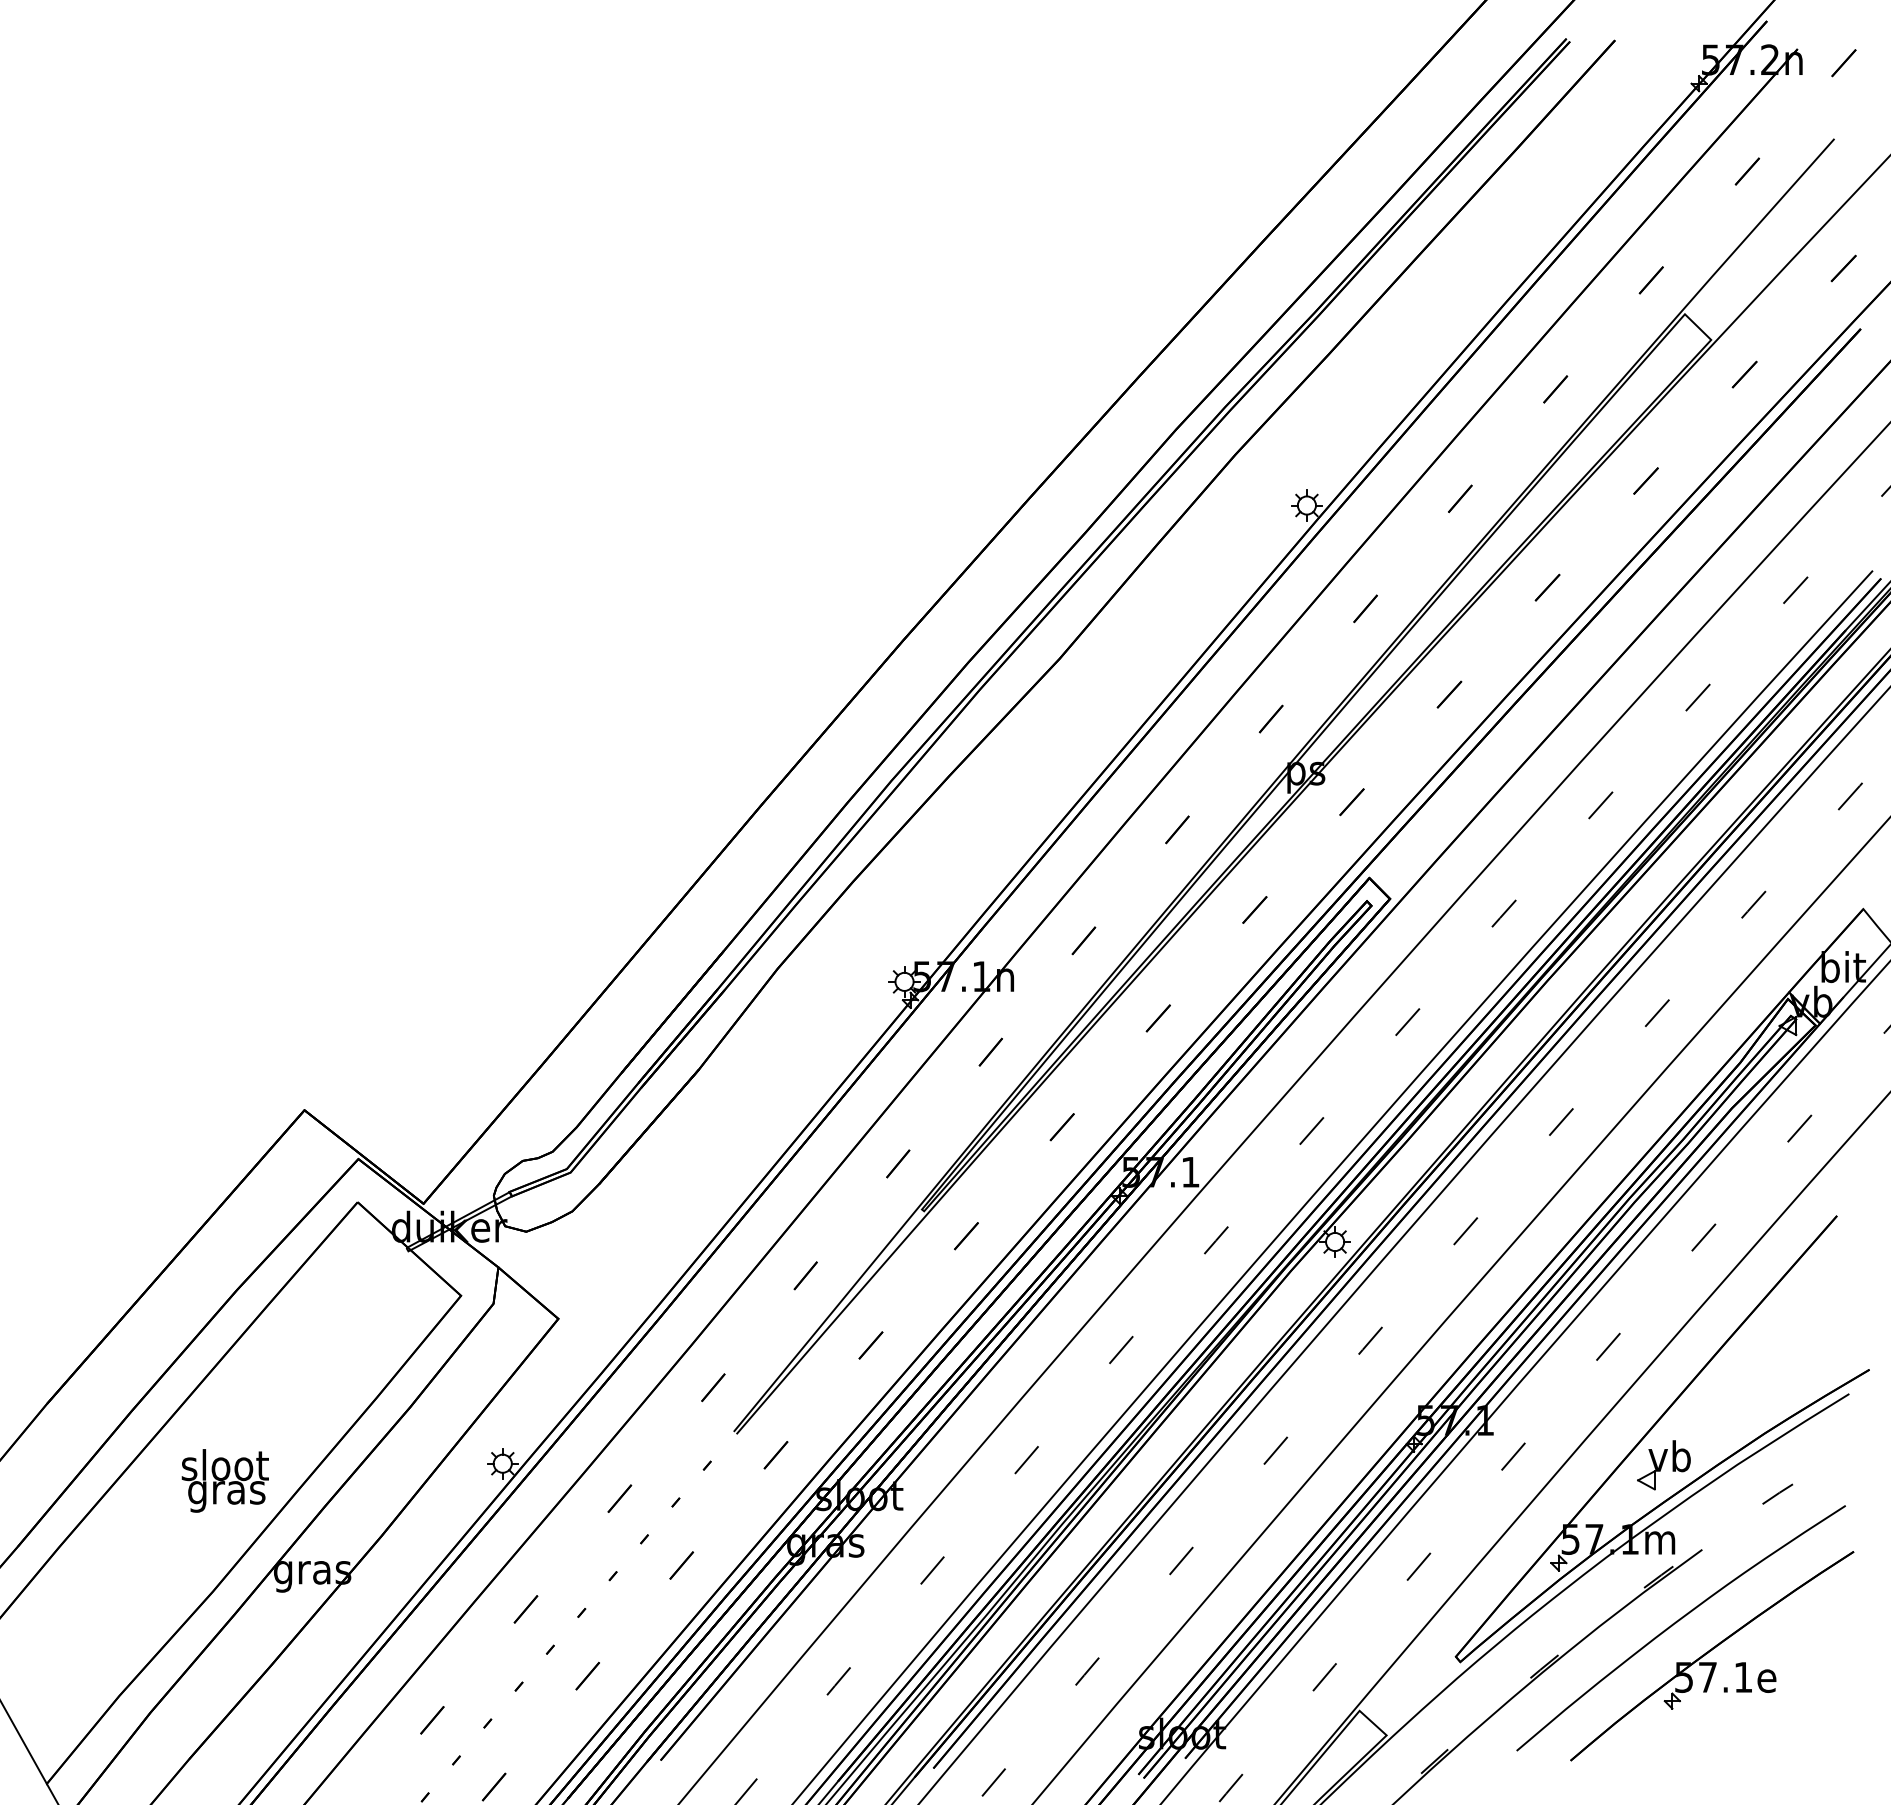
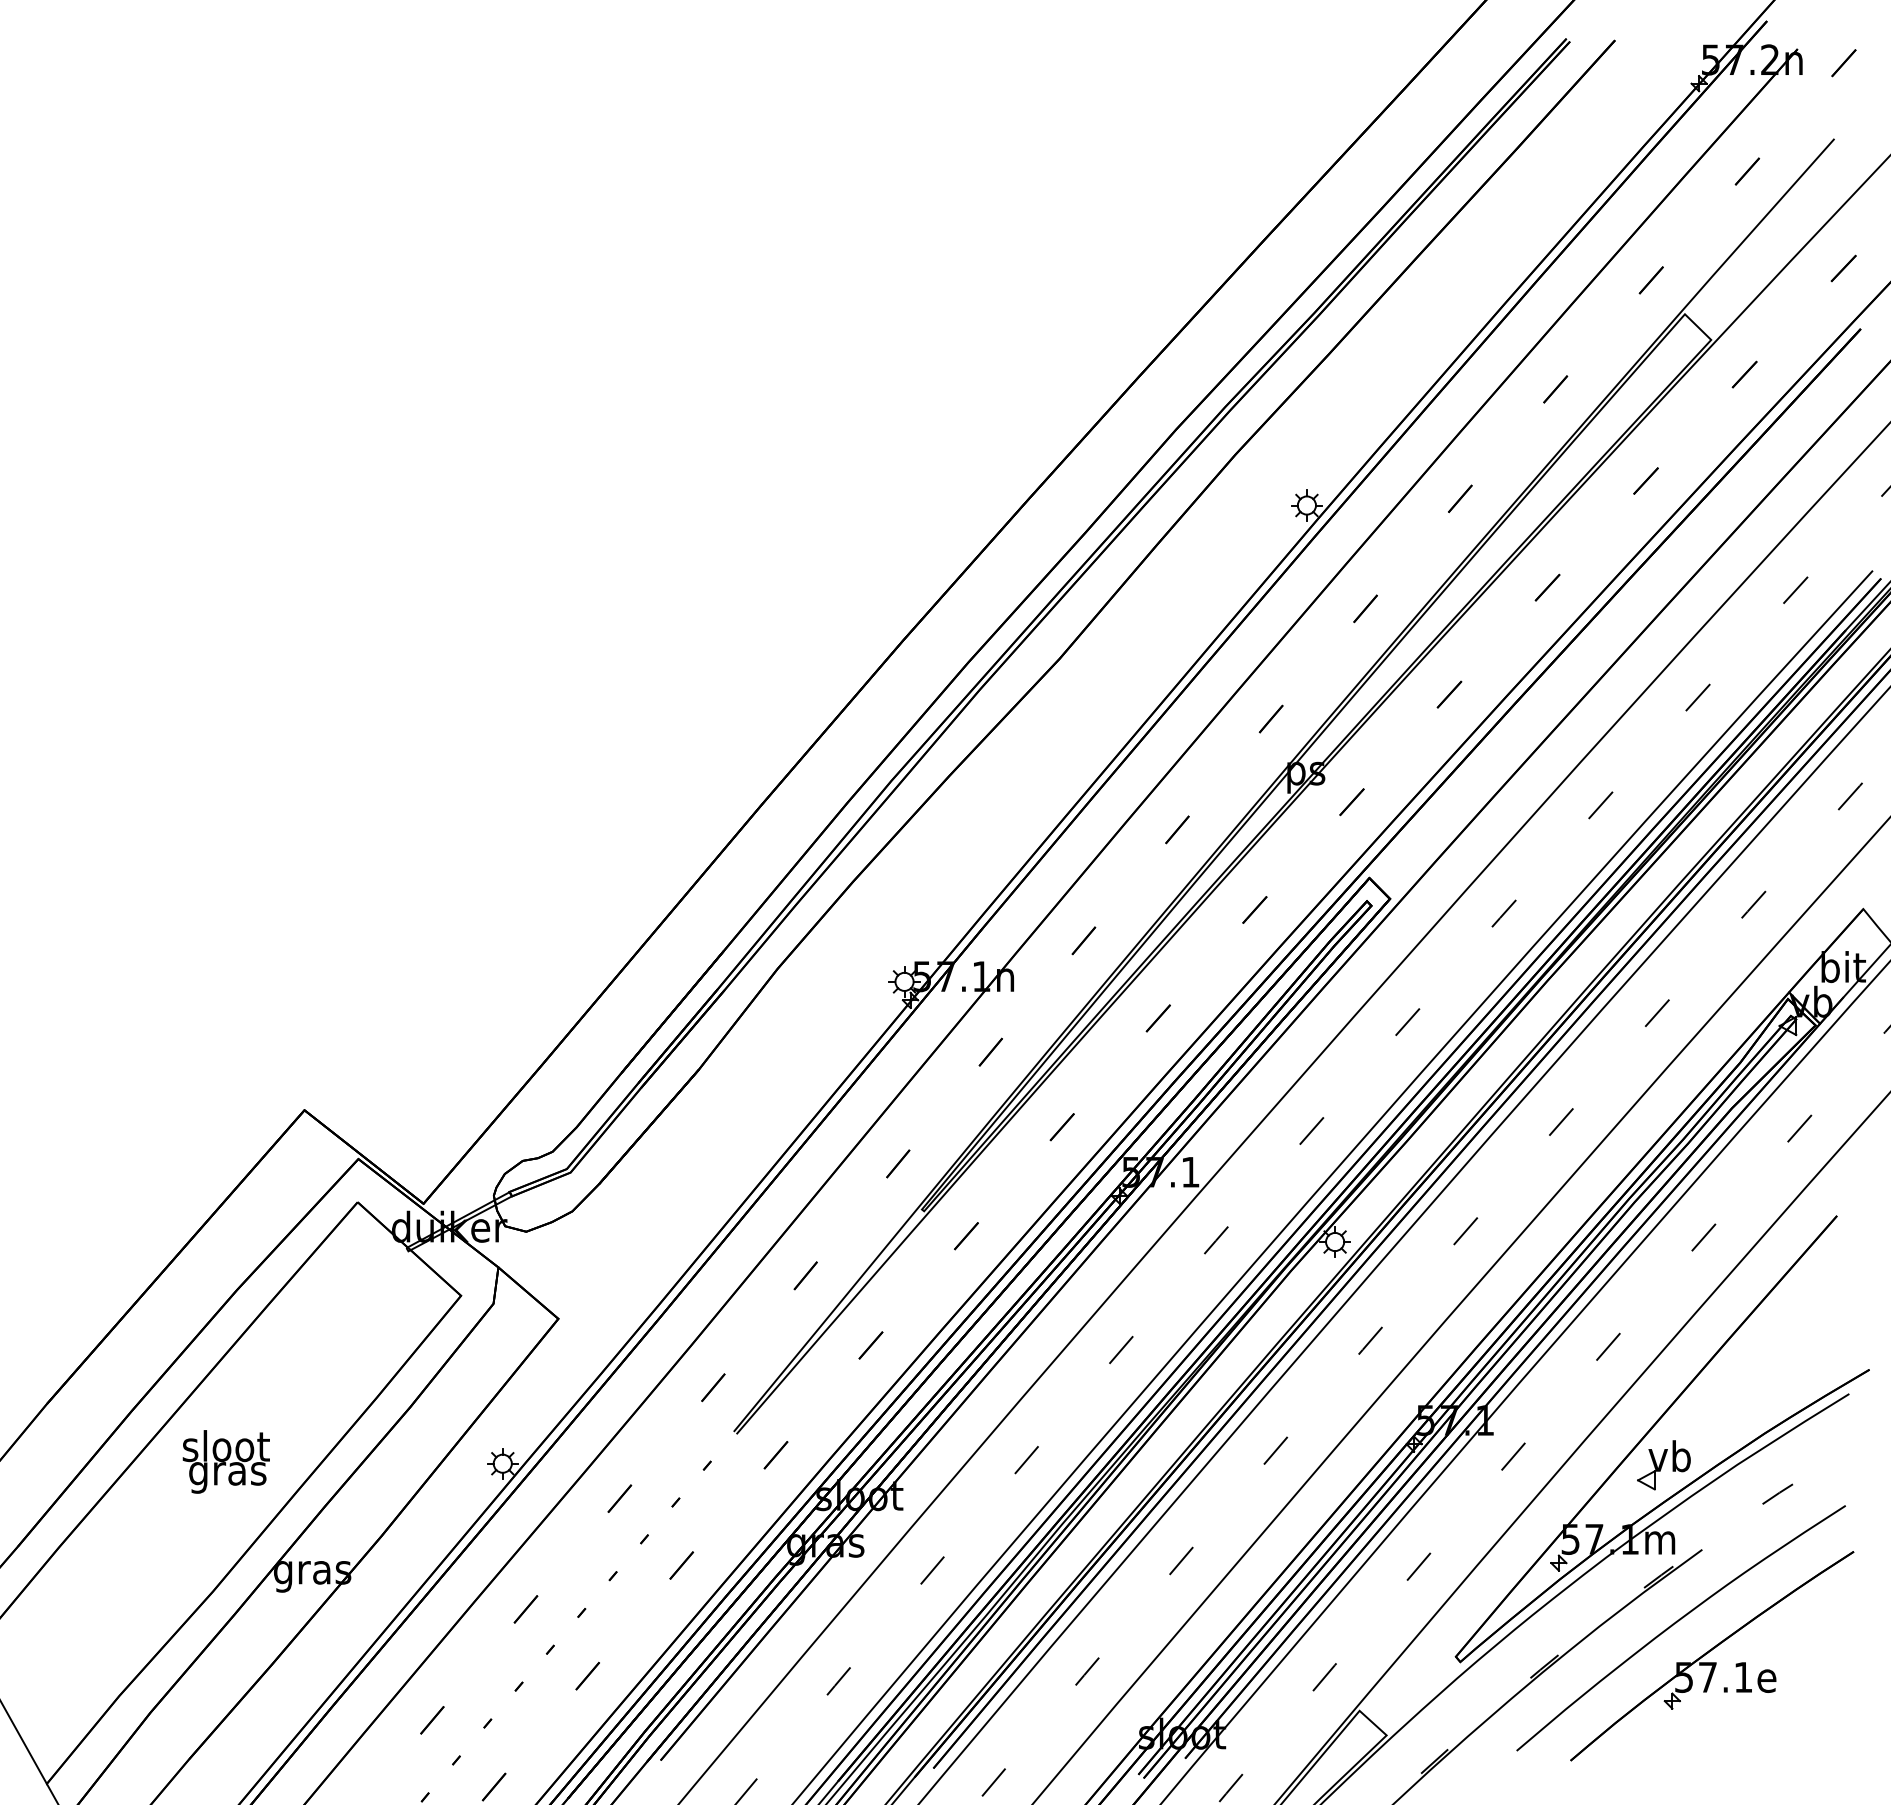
text position: (224, 1480) -> (225, 1461) (225, 1461)
